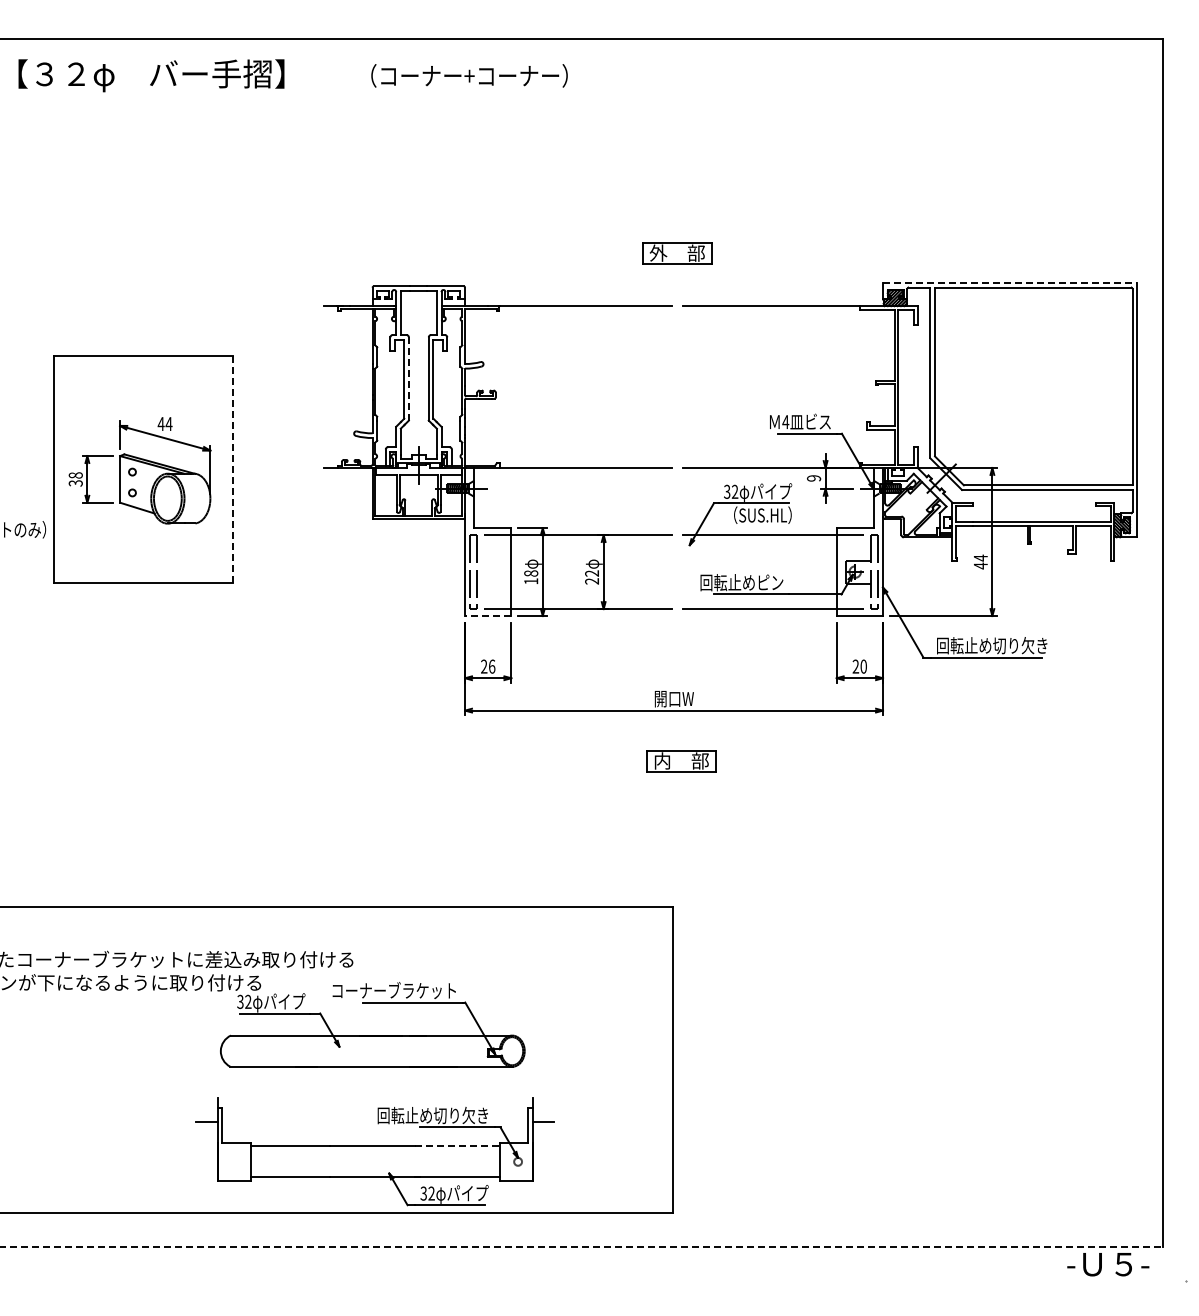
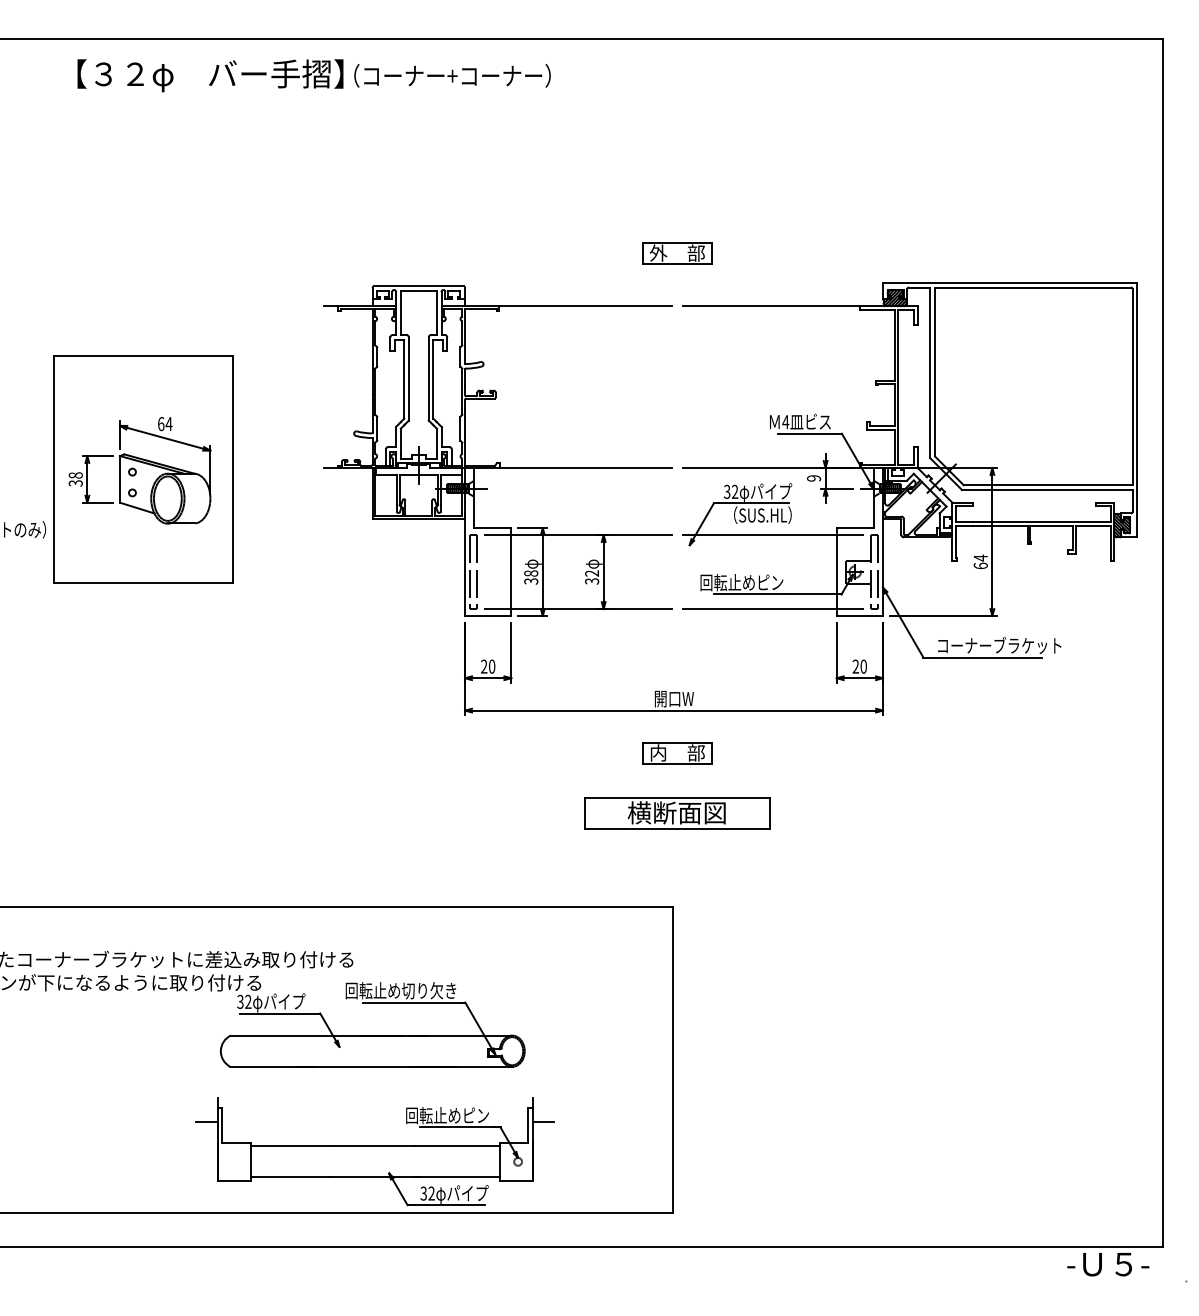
text position: (151, 75) -> (210, 75) (210, 75)
text position: (469, 75) -> (452, 75) (452, 75)
line: dashed -> solid (1010, 283)
line: dashed -> solid (408, 378)
text: 44 -> 64 (160, 424)
line: dashed -> solid (233, 469)
text: 44 -> 64 (980, 565)
text: 18 -> 38 (531, 581)
text: 22 -> 32 (592, 581)
line: dashed -> solid (487, 616)
text: 回転止め切り欠き -> コーナーブラケット (999, 645)
text: 26 -> 20 (492, 666)
part position: (681, 761) -> (677, 753) (677, 753)
part: none -> present (677, 813)
text: コーナーブラケット -> 回転止め切り欠き (394, 990)
text: 回転止め切り欠き -> 回転止めピン (432, 1115)
line: dashed -> solid (457, 1146)
line: dashed -> solid (582, 1246)
